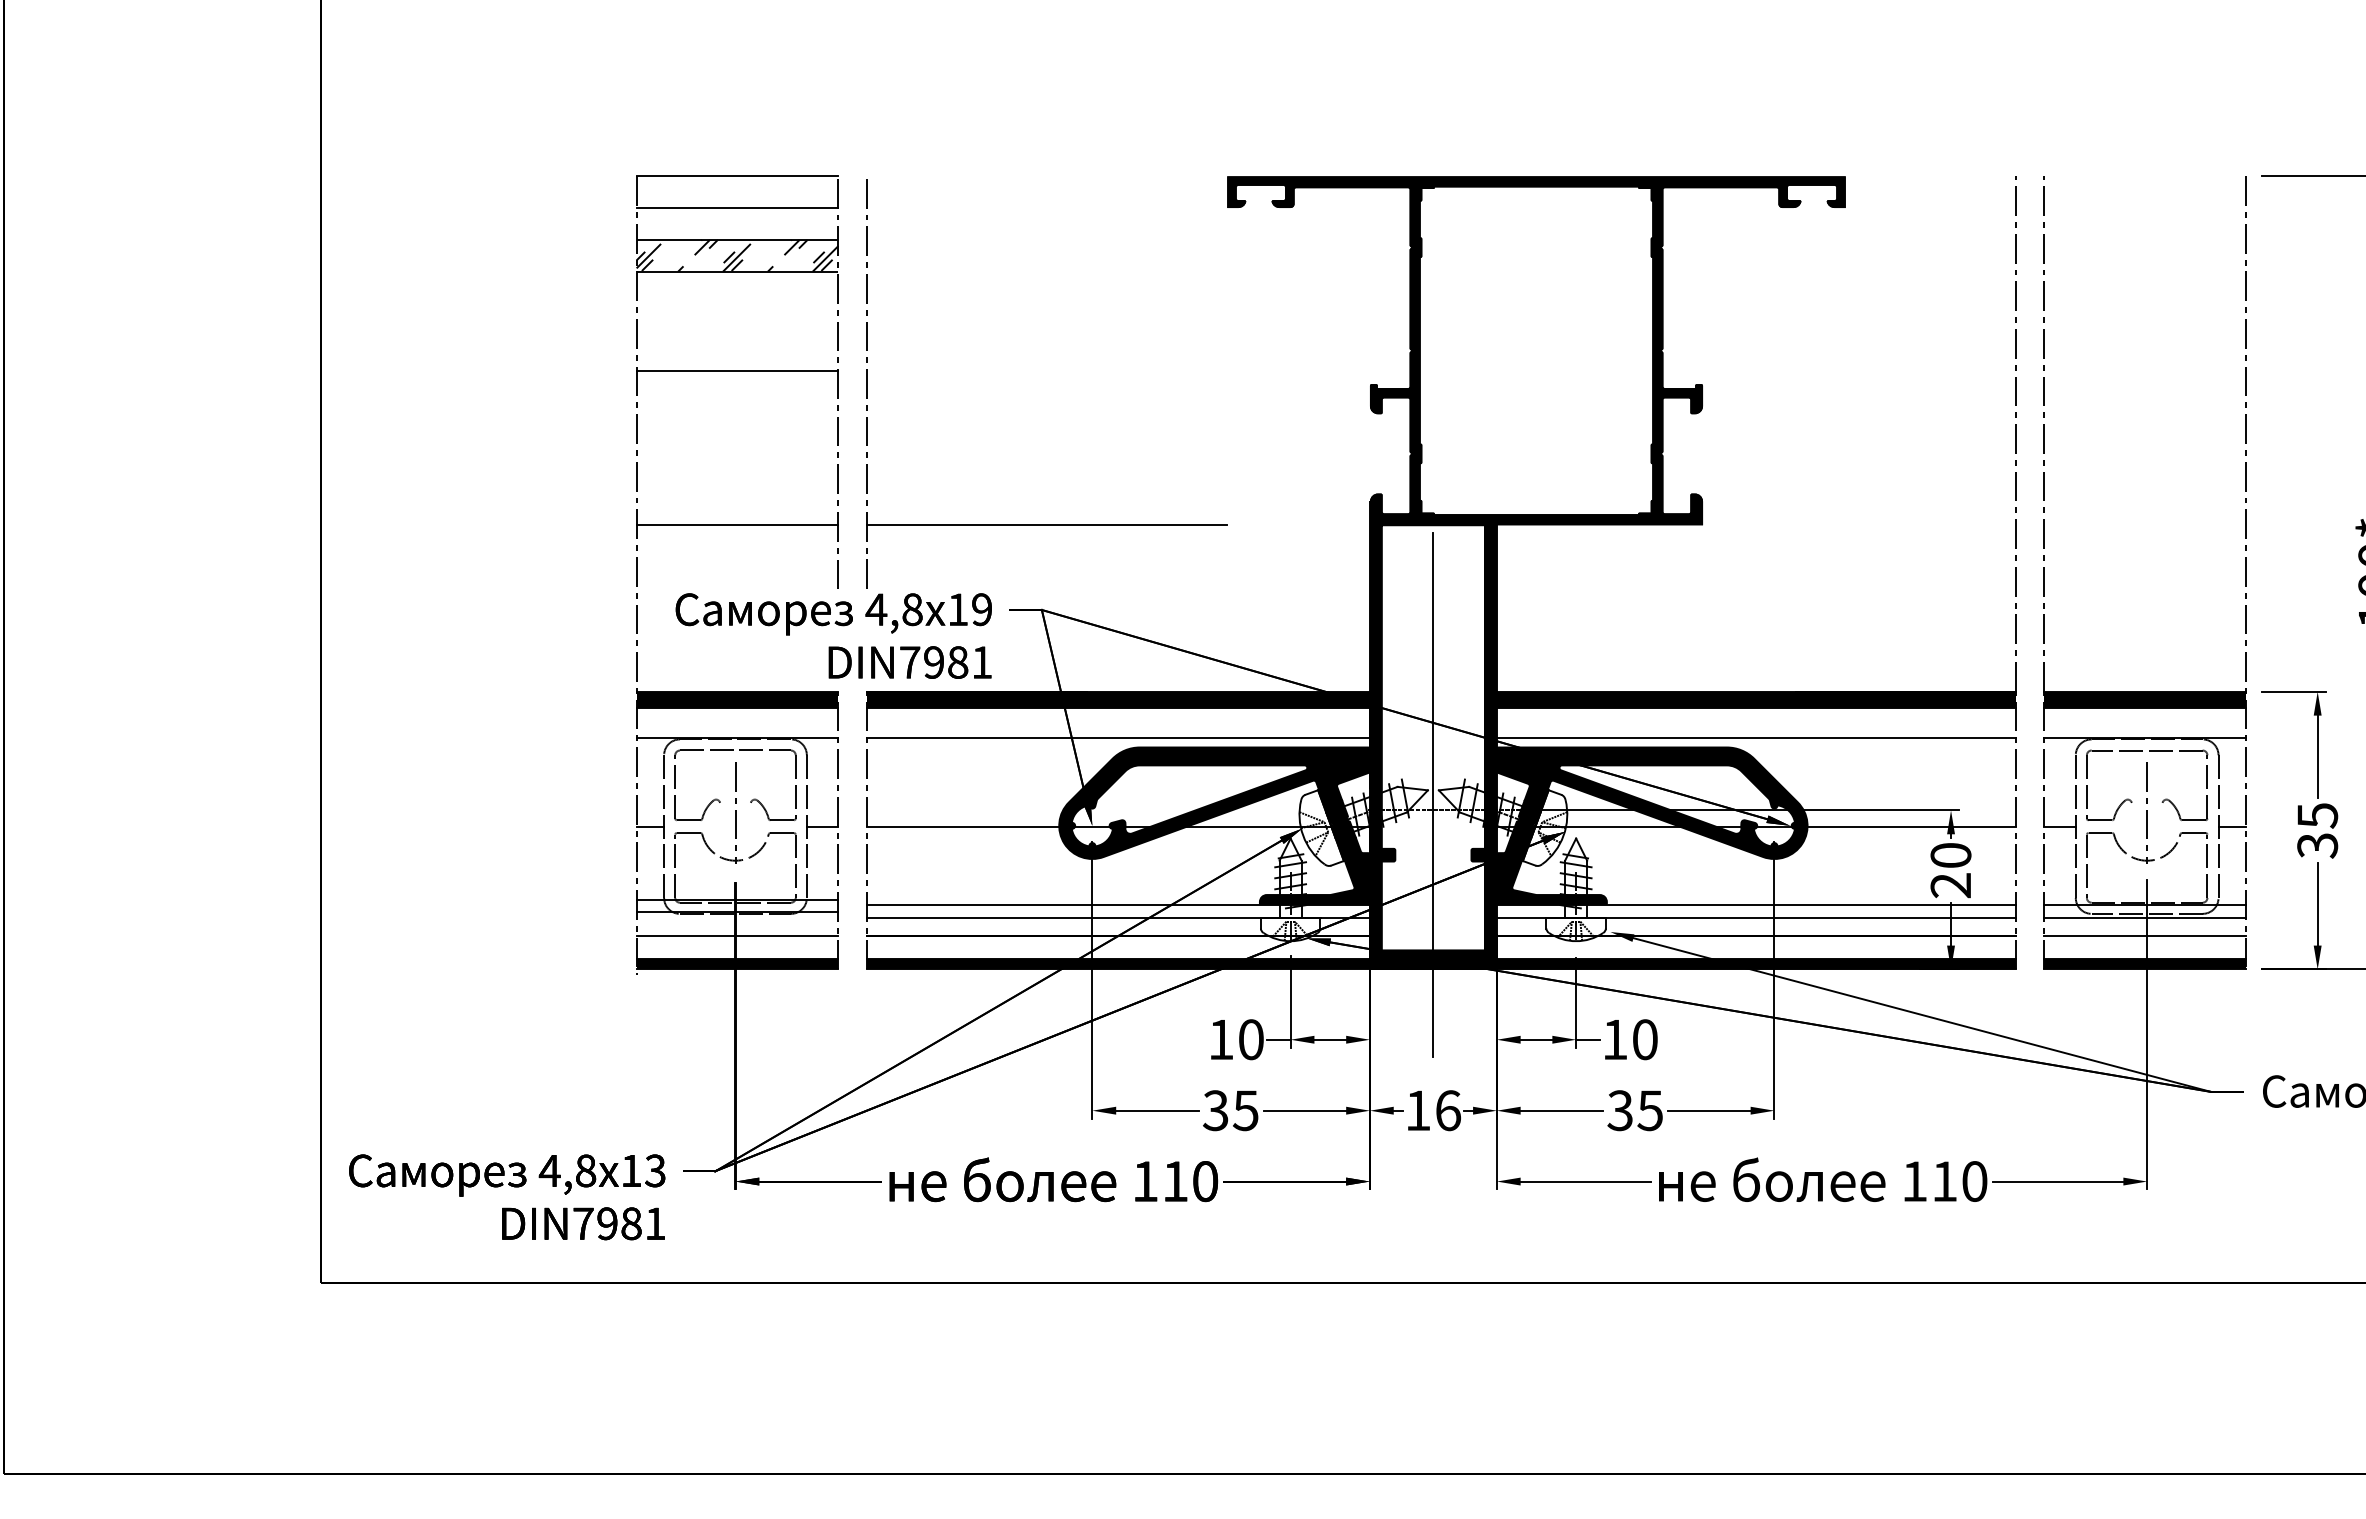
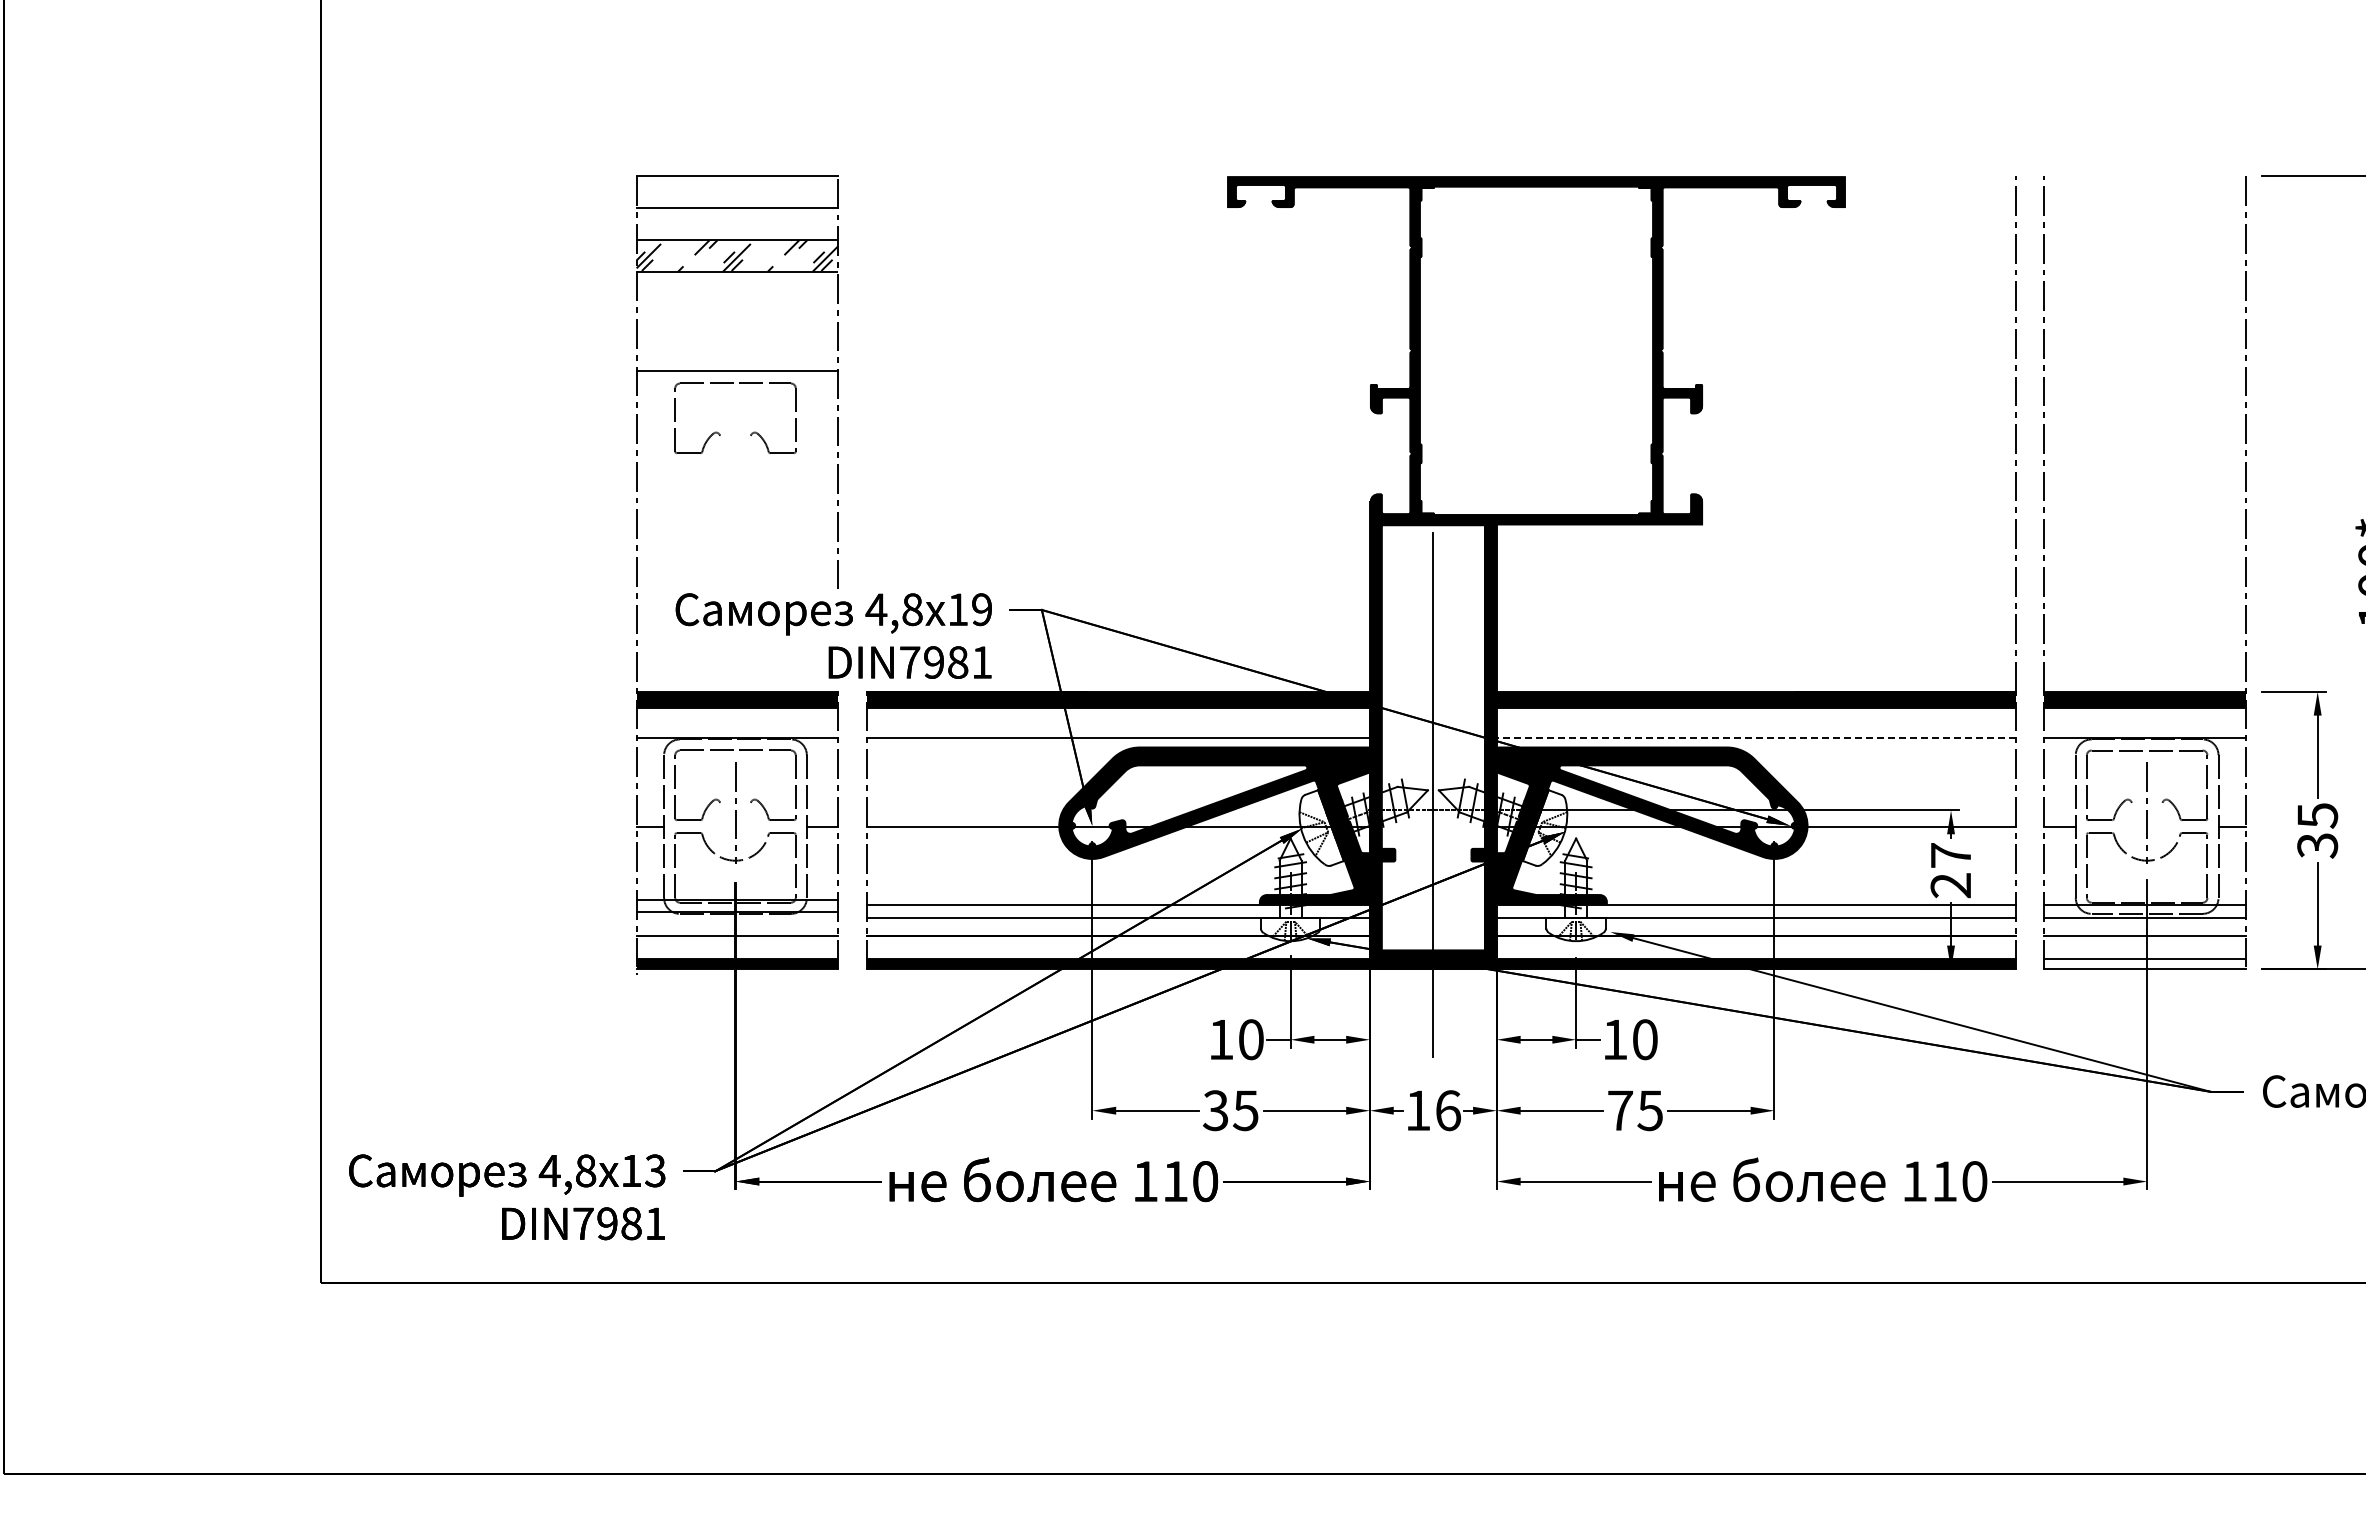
part: none -> present (719, 433)
part: present -> none (1046, 524)
line: present -> none (737, 525)
line: solid -> dashed (1756, 737)
text: 20 -> 27 (1950, 855)
fill: present -> none (2145, 964)
text: 35 -> 75 (1620, 1110)
